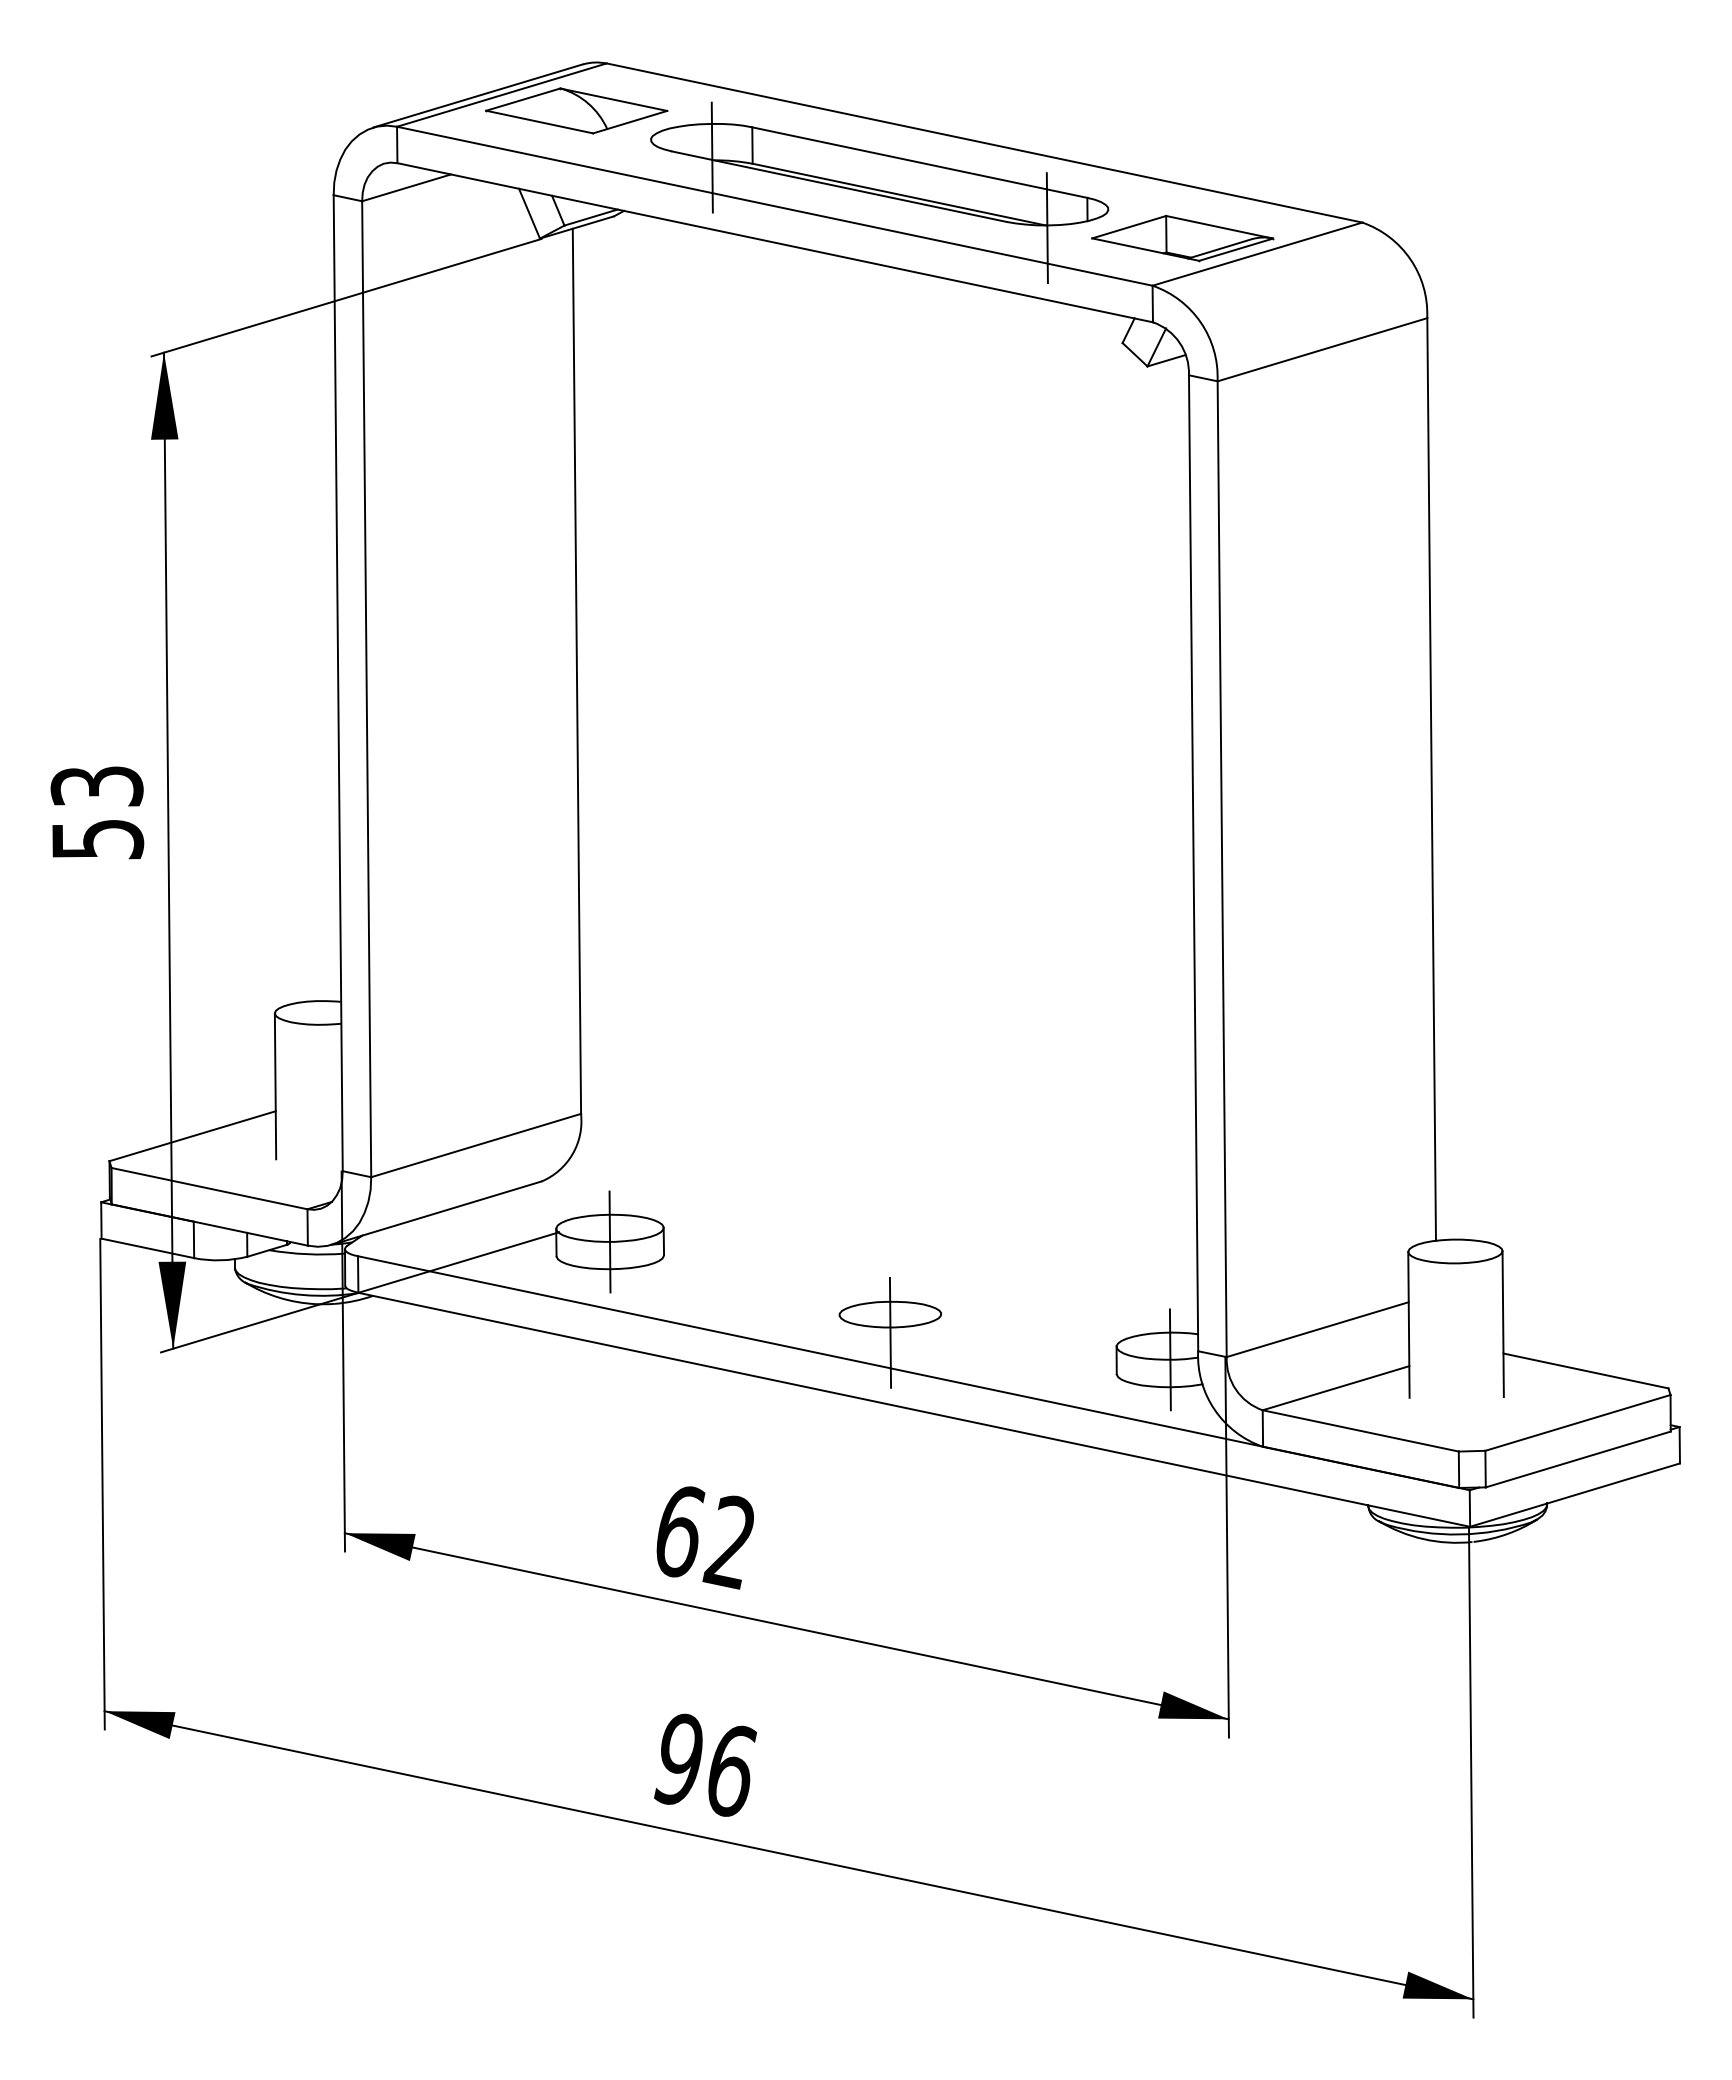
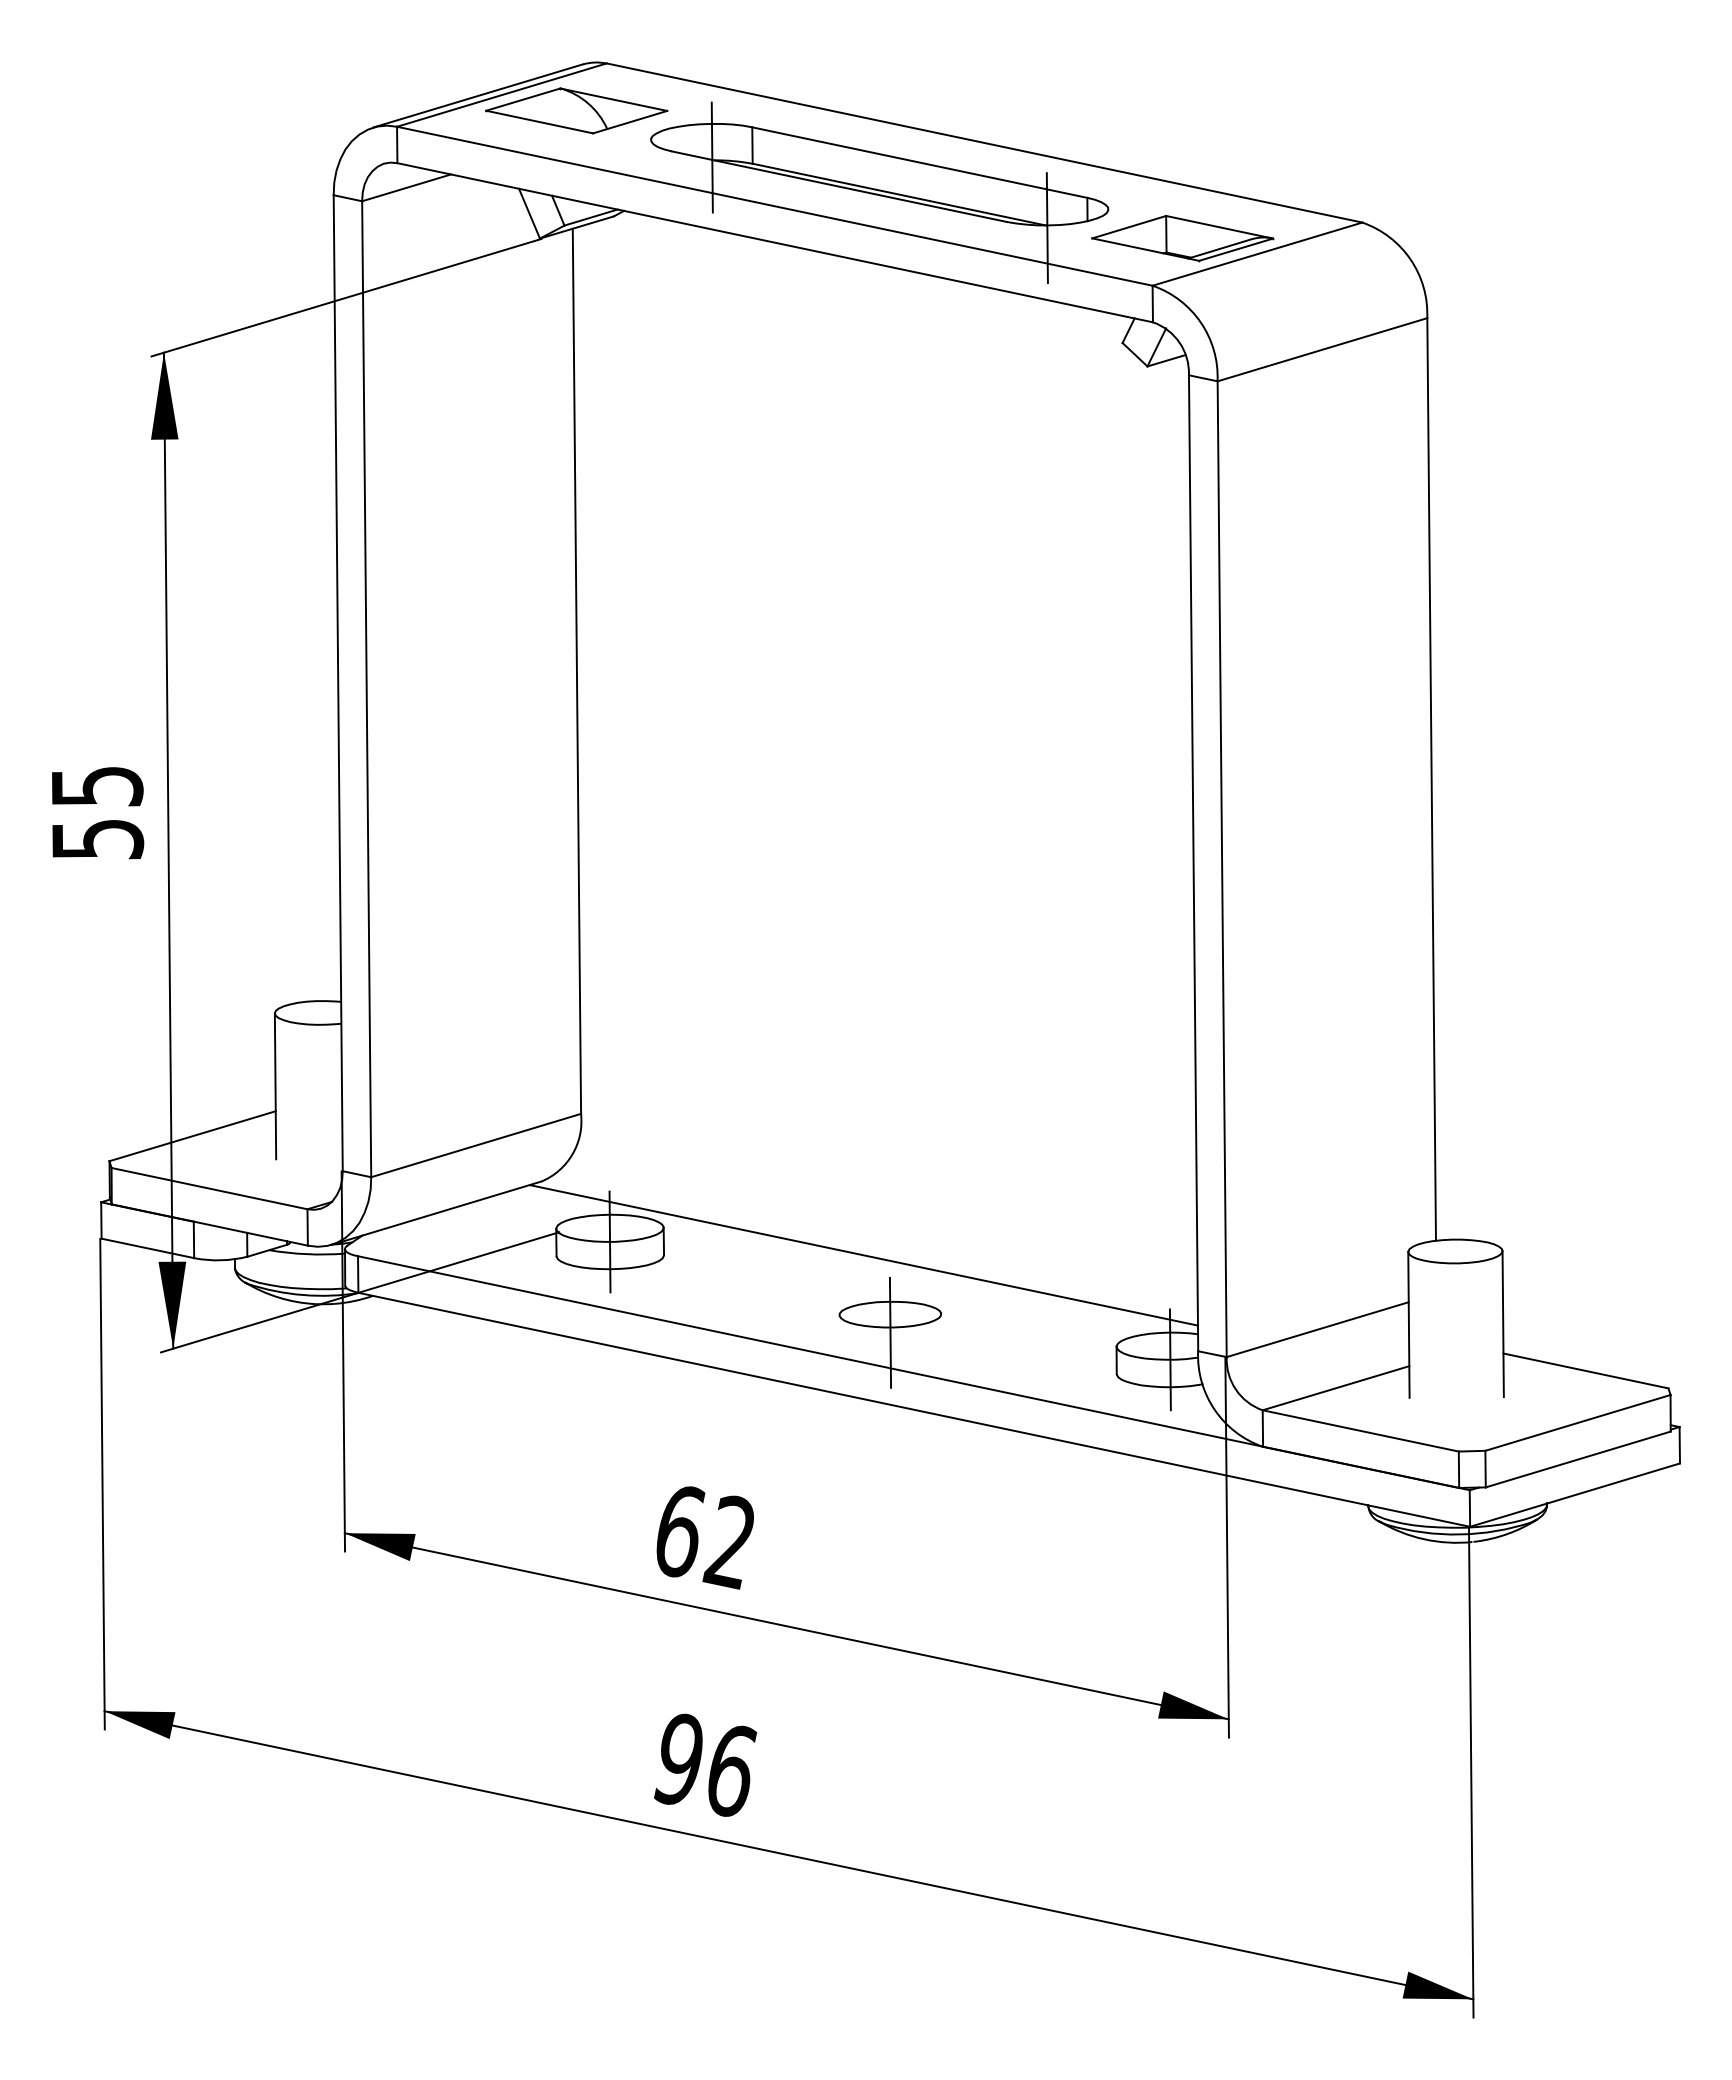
text: 53 -> 55 (96, 786)
line: none -> present (863, 1255)
